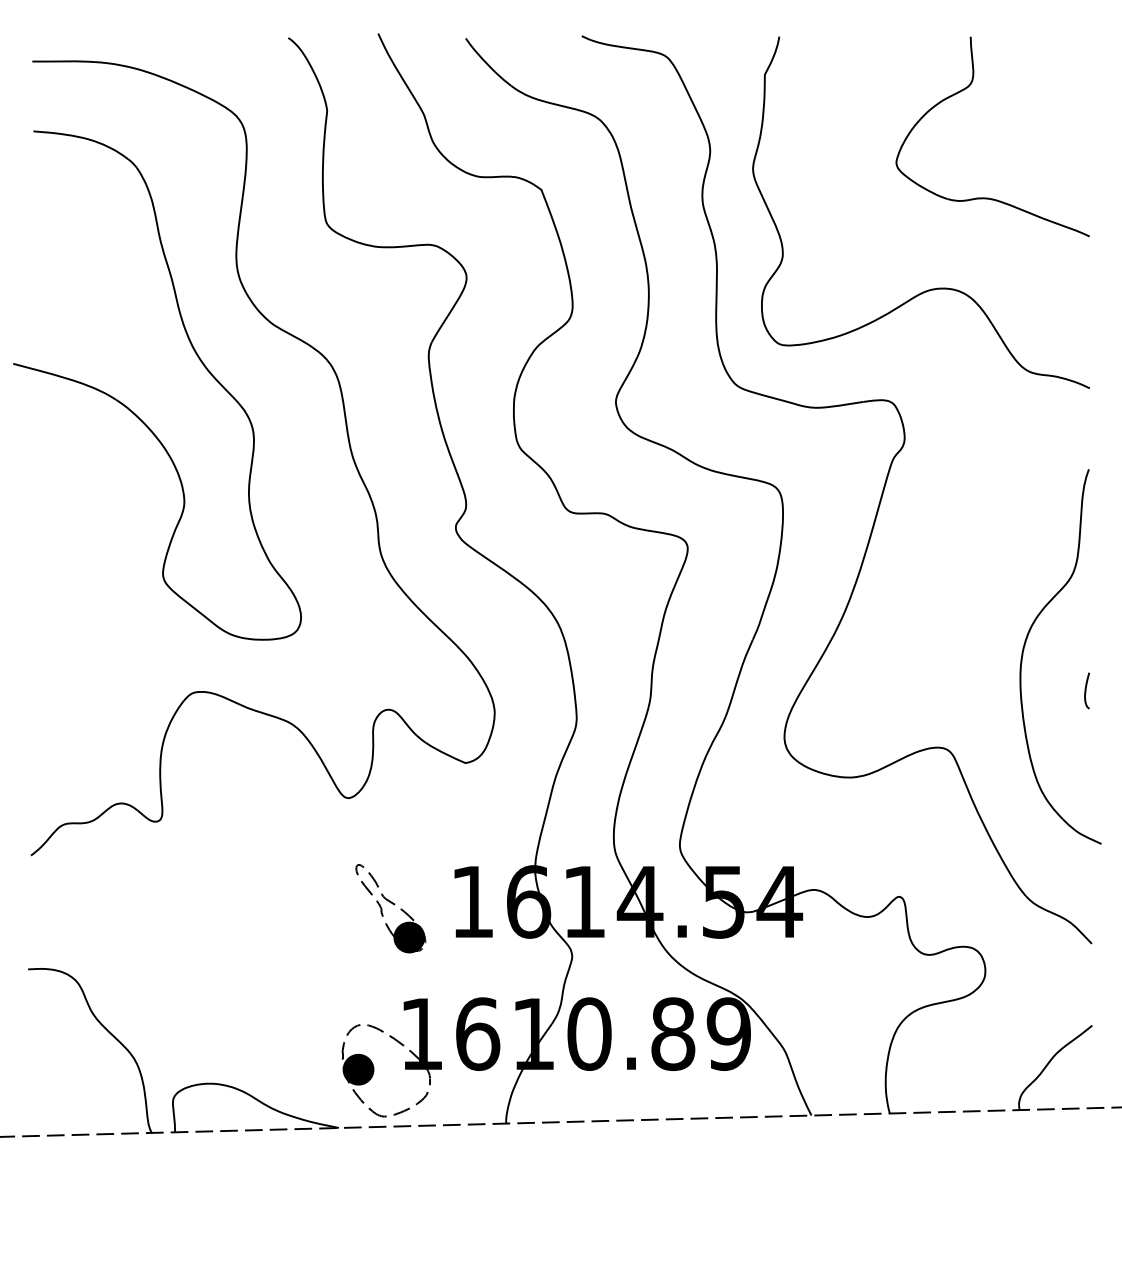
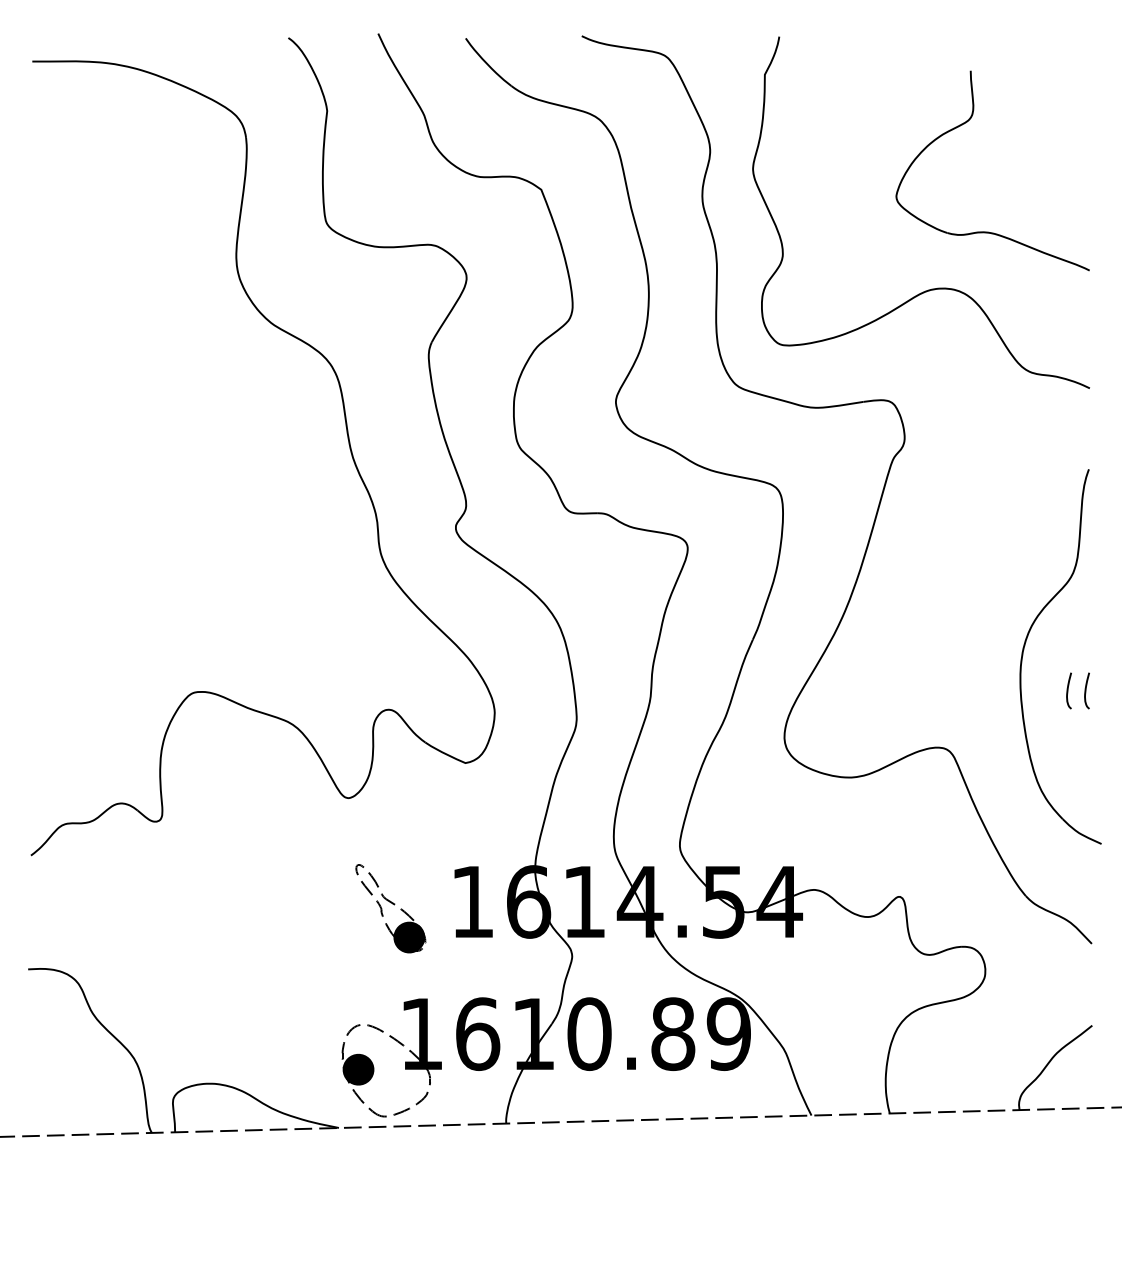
part position: (964, 90) -> (964, 124) (964, 124)
part: present -> none (133, 411)
curve: none -> present (1068, 690)
